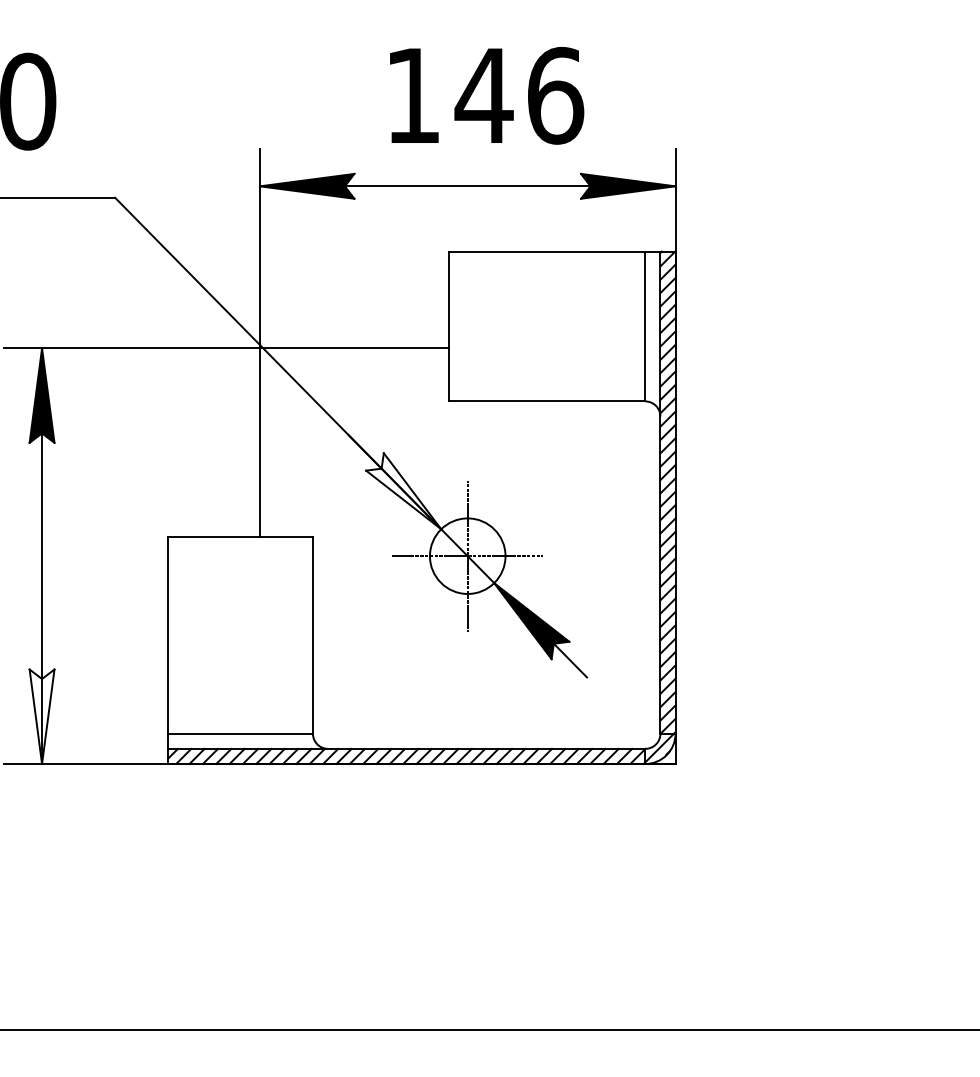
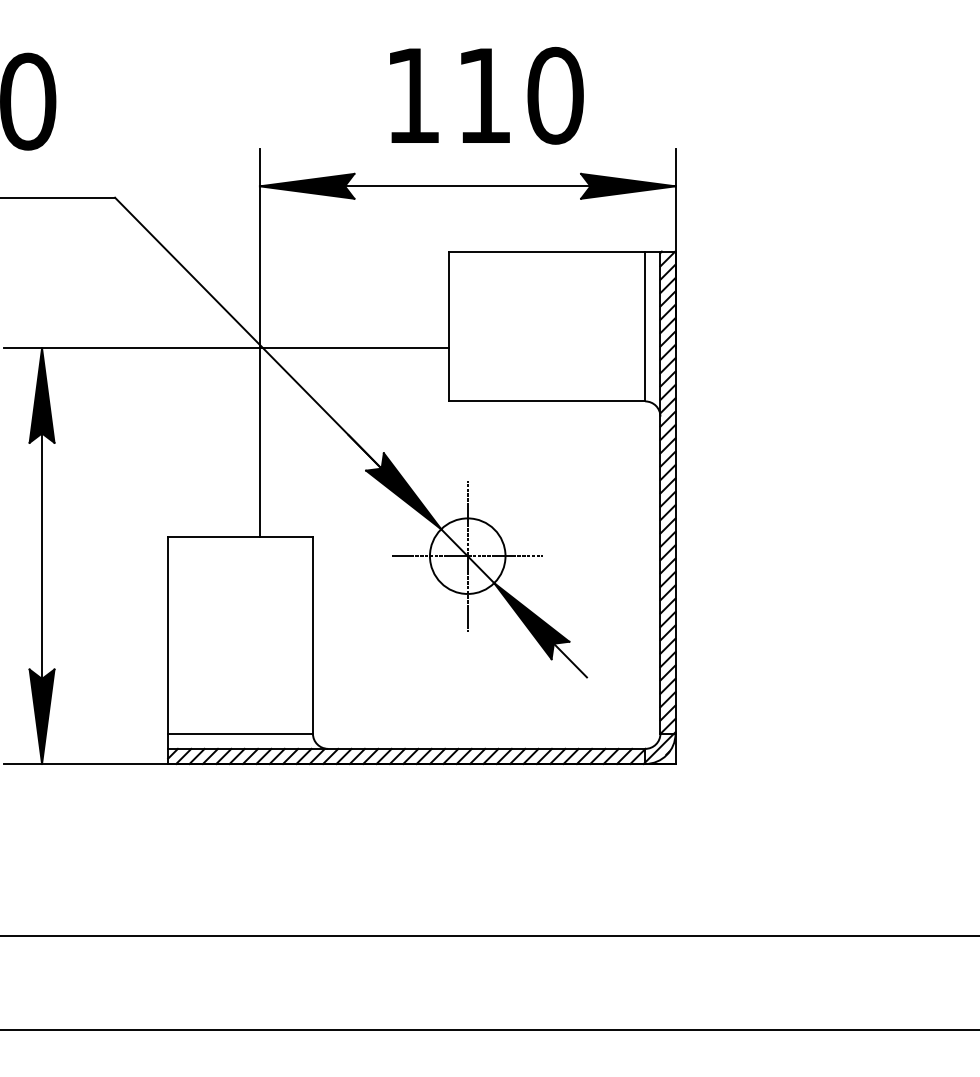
text: 146 -> 110 (519, 95)
fill: none -> present (403, 491)
fill: none -> present (41, 716)
line: none -> present (489, 935)
